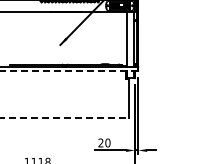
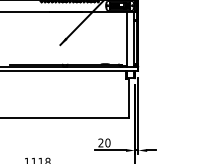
line: dashed -> solid (69, 71)
line: dashed -> solid (65, 117)
